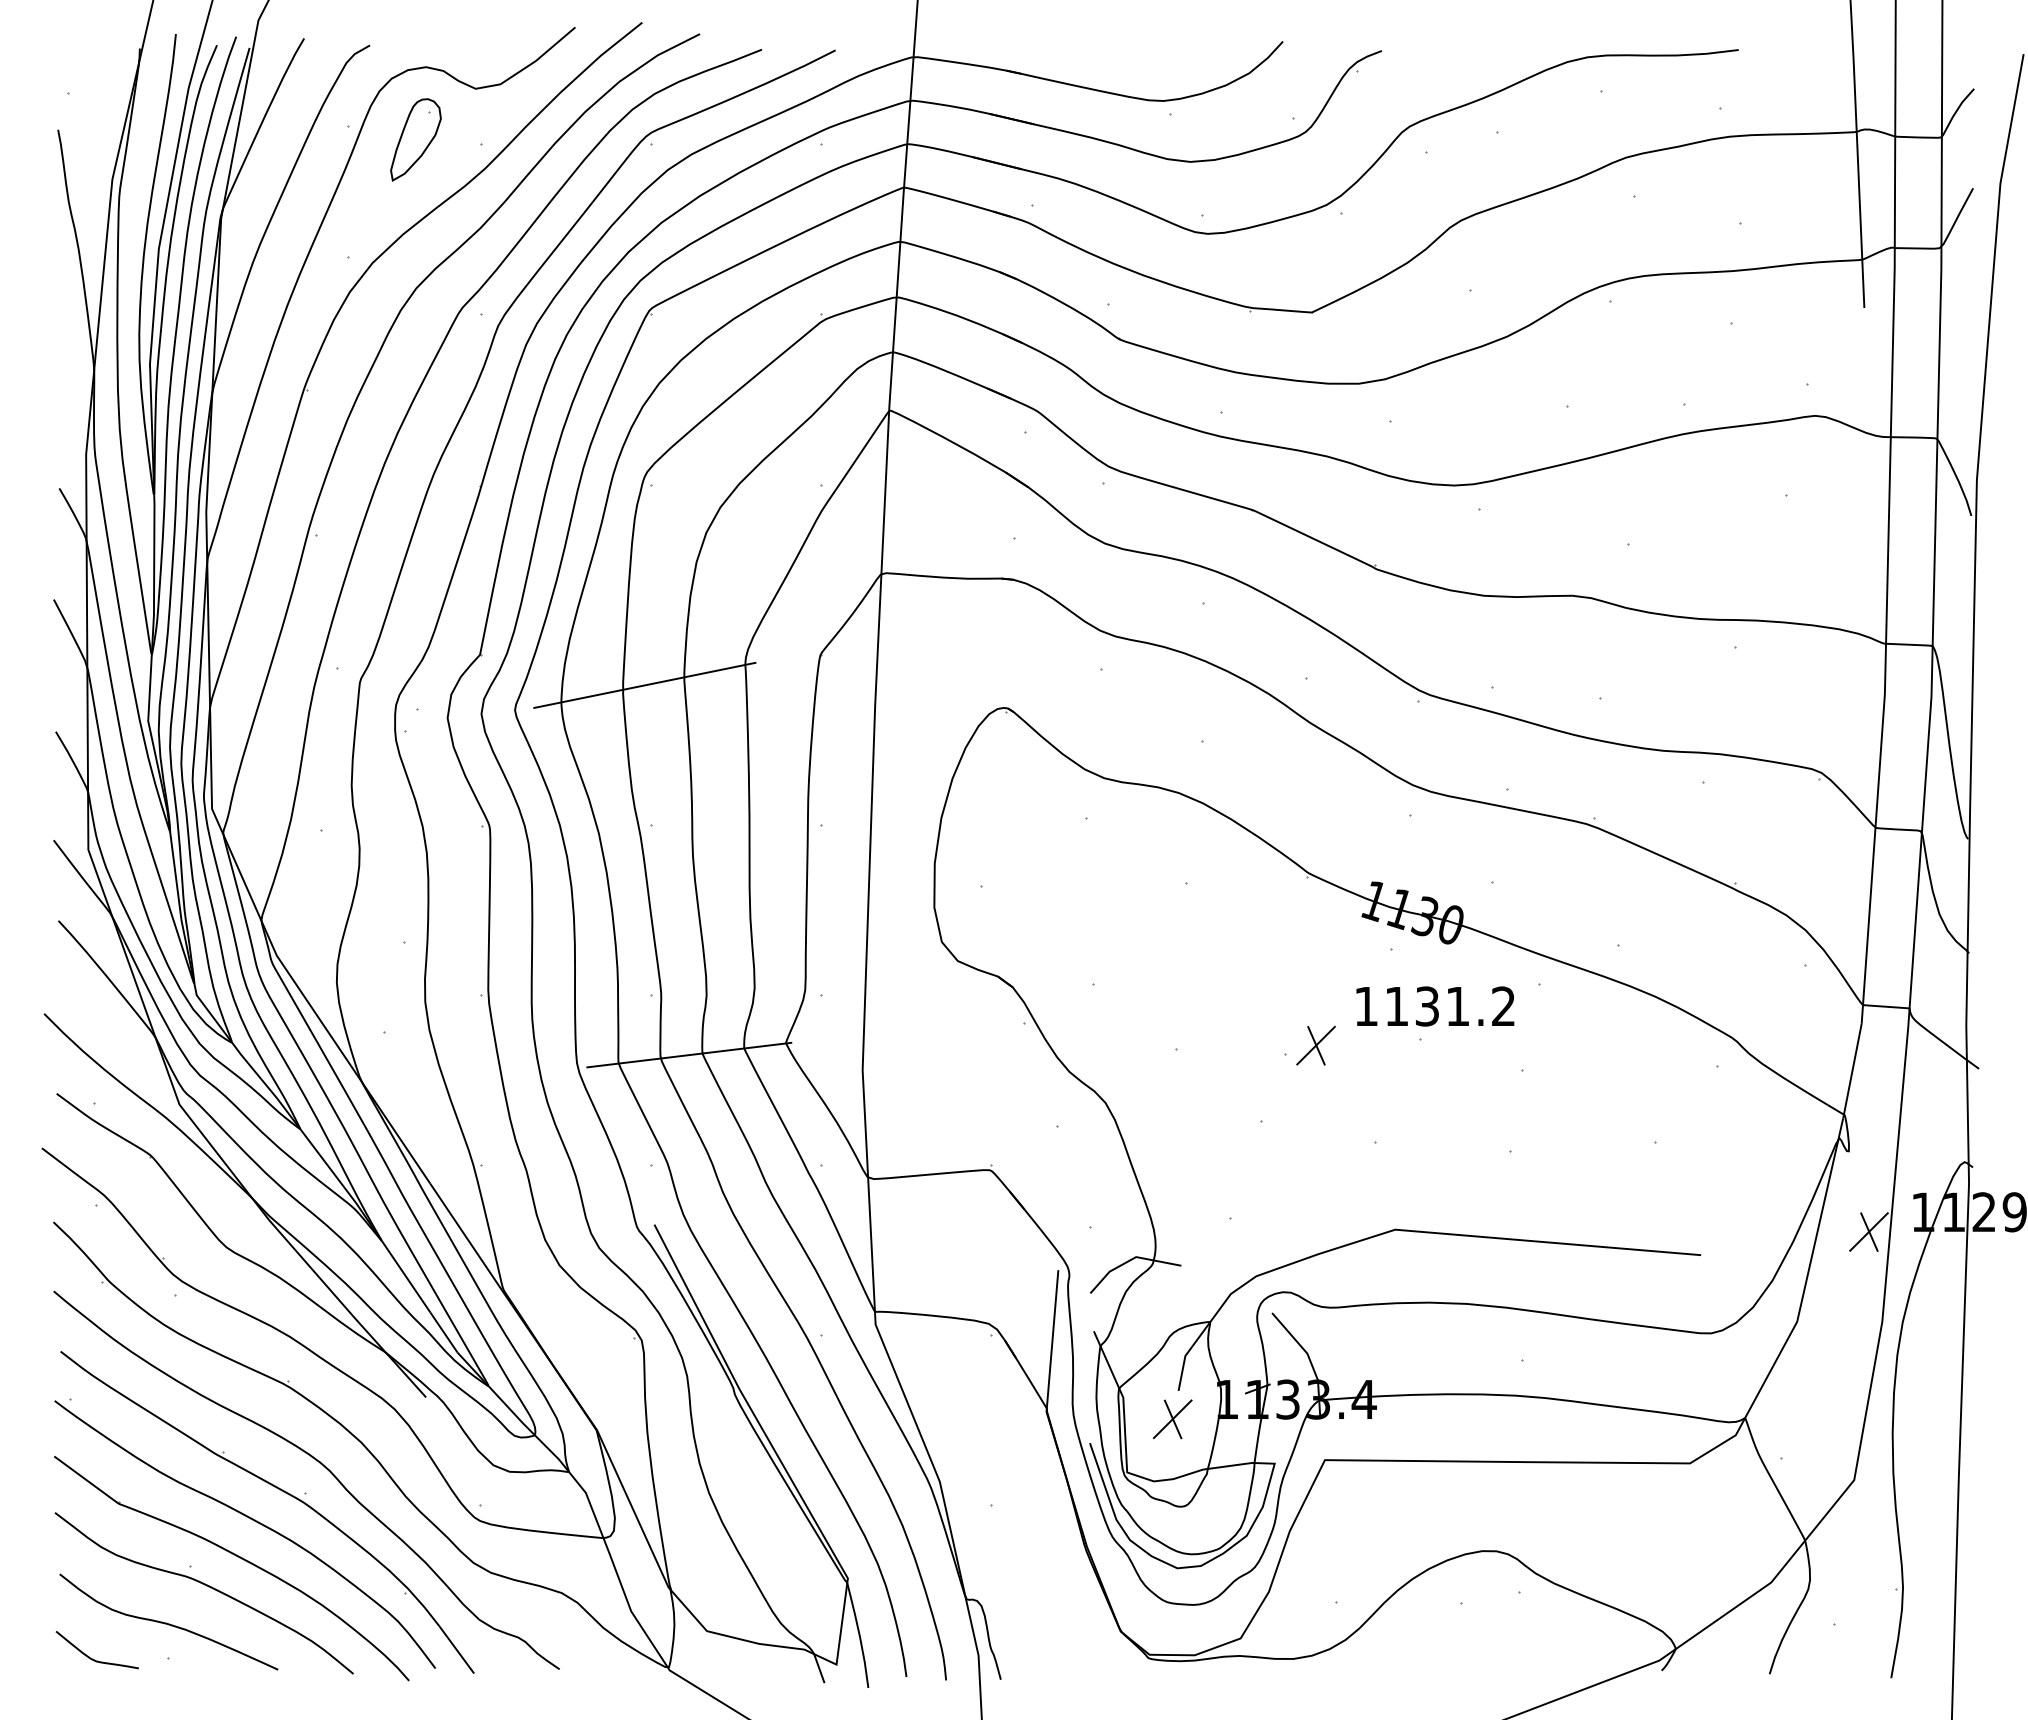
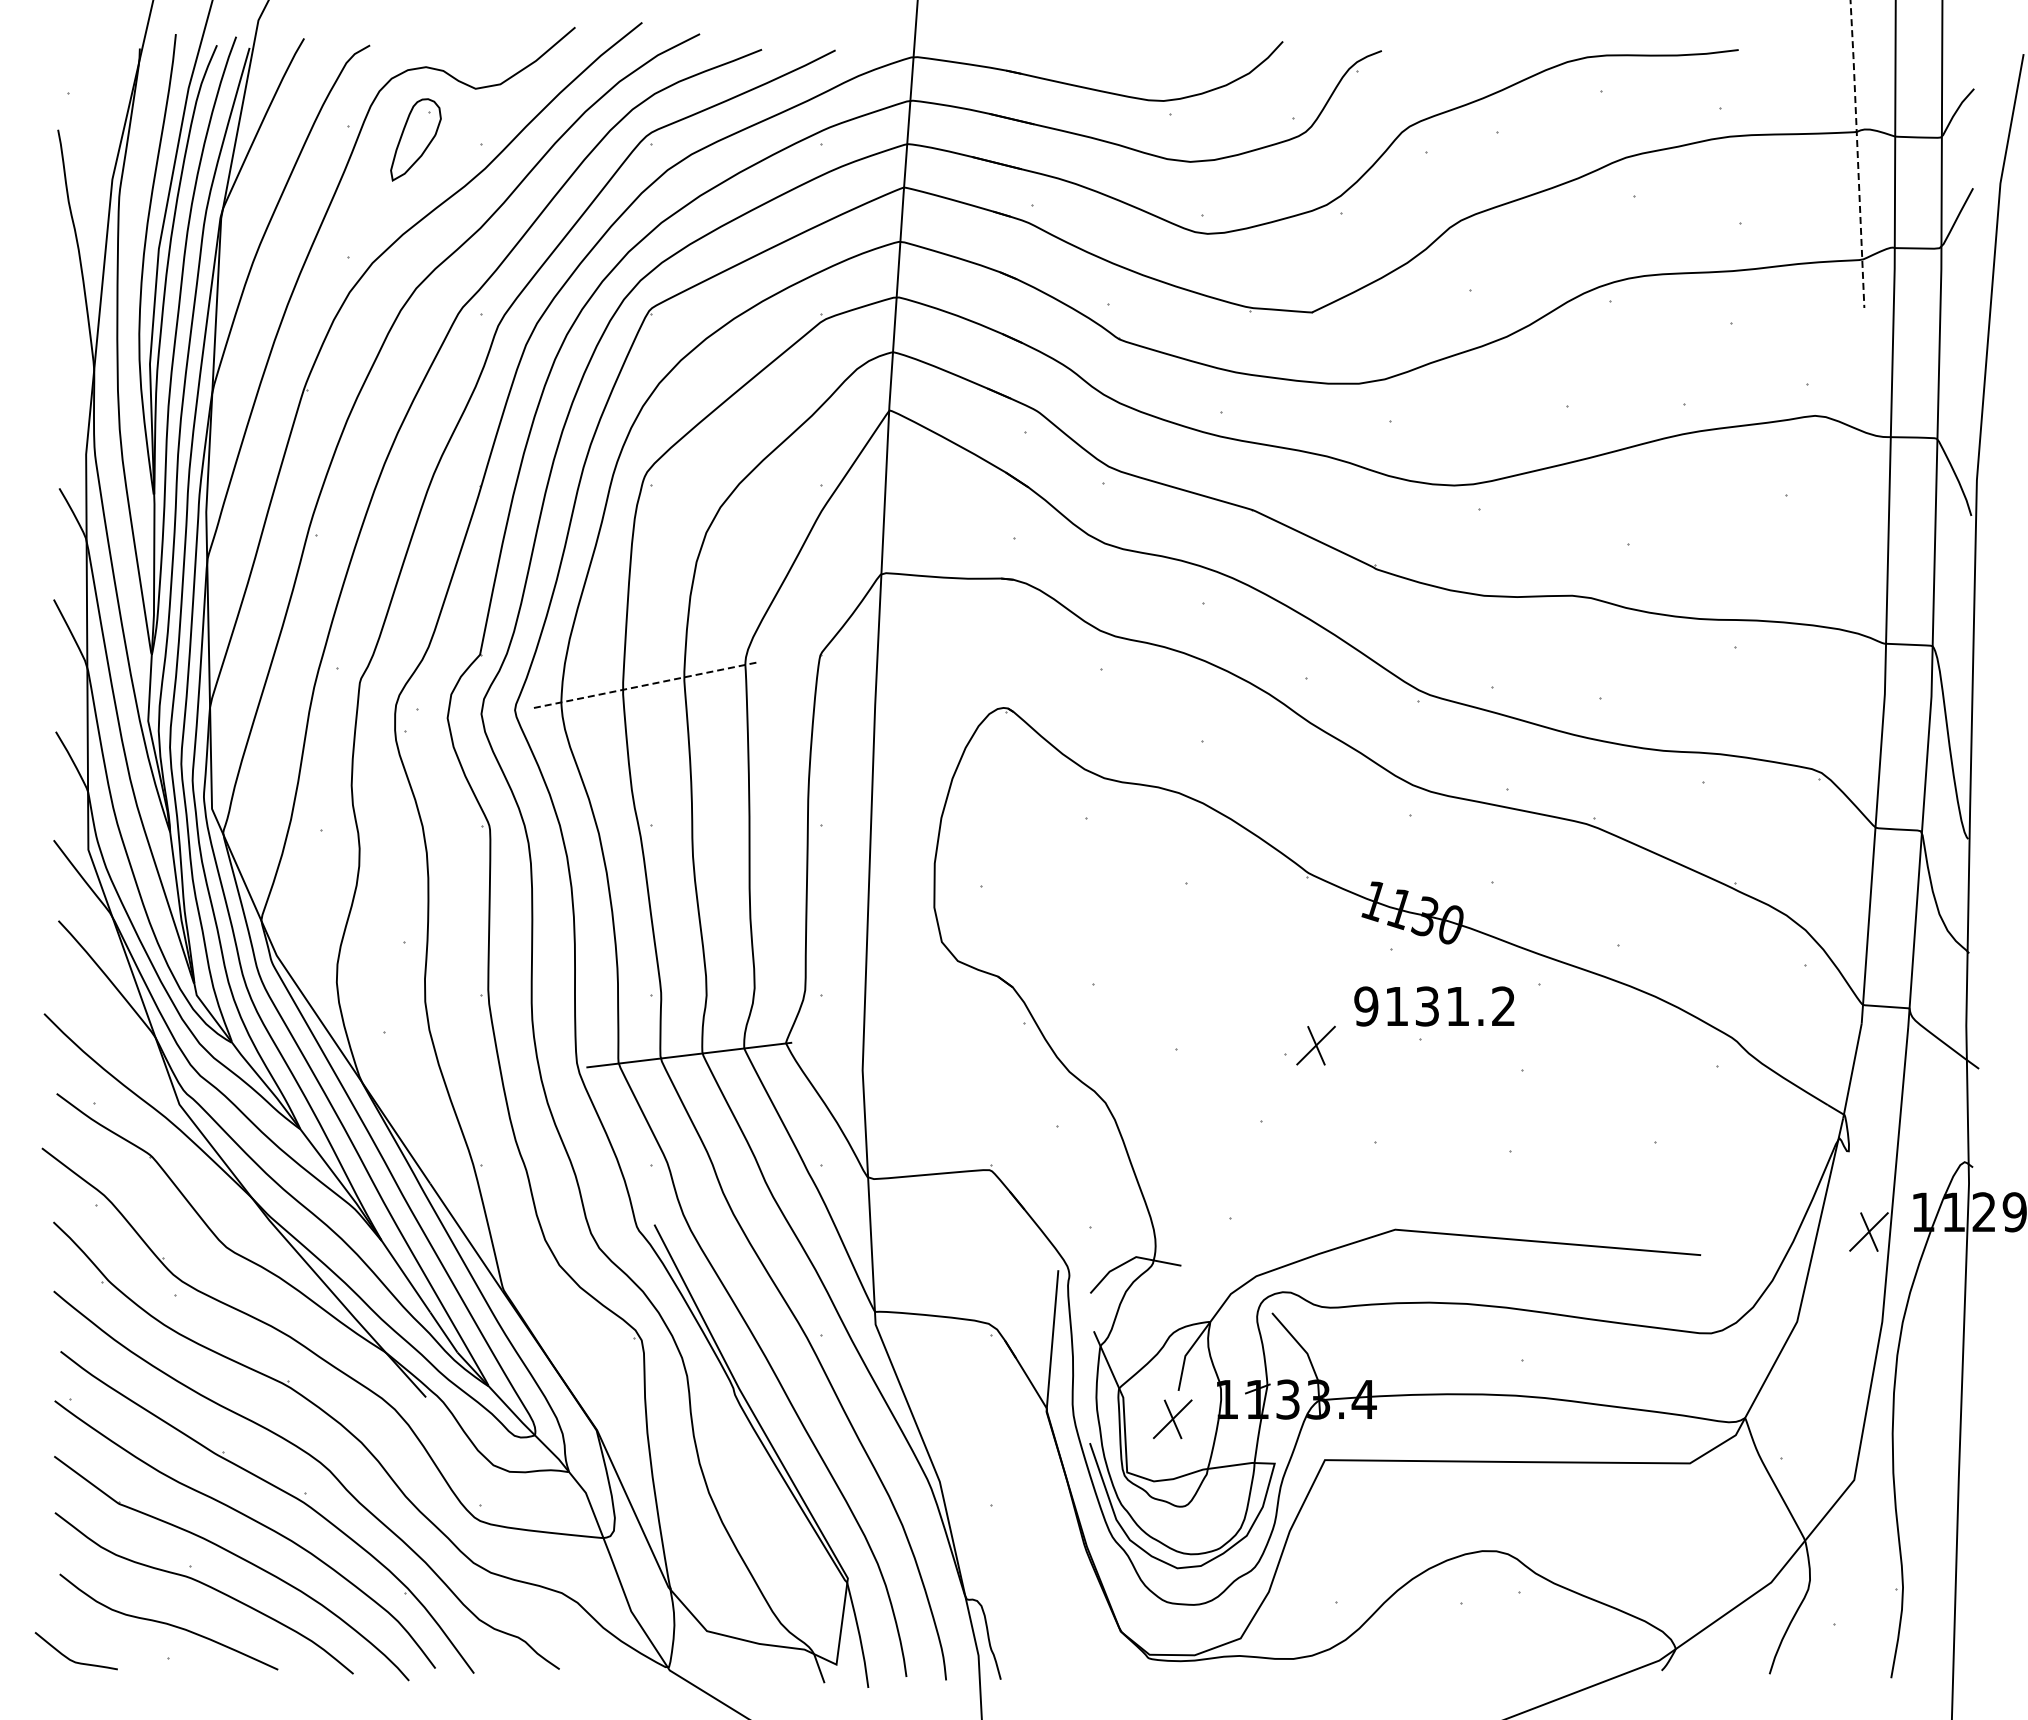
line: solid -> dashed (1857, 153)
line: solid -> dashed (644, 685)
text: 1131.2 -> 9131.2 (1366, 1006)
curve position: (92, 1658) -> (71, 1659) (71, 1659)
